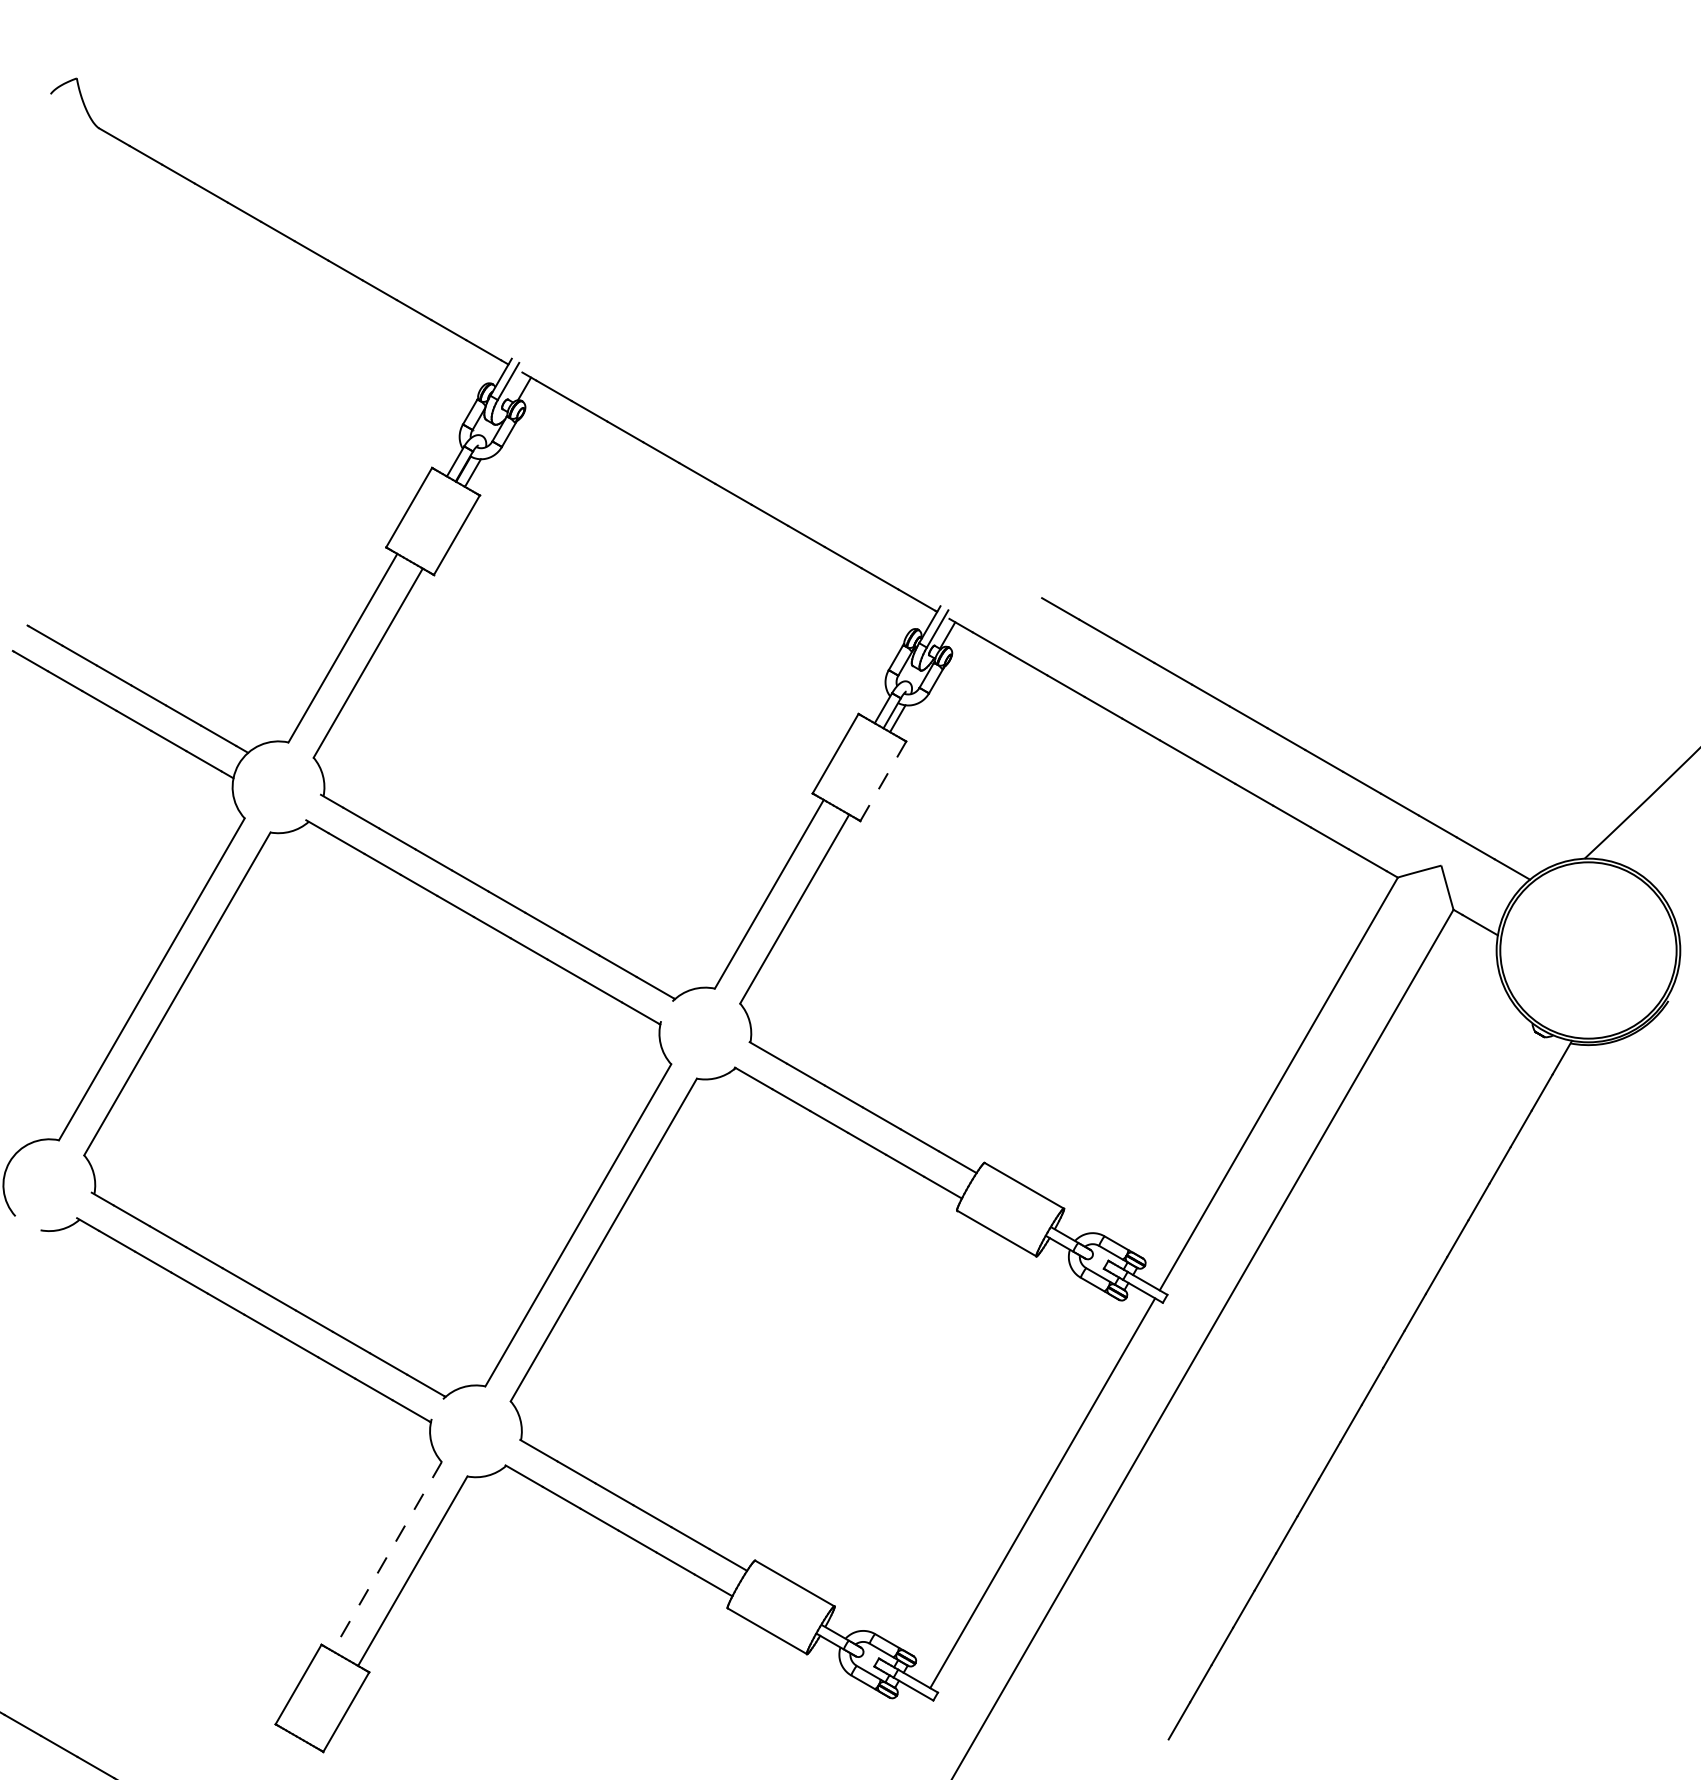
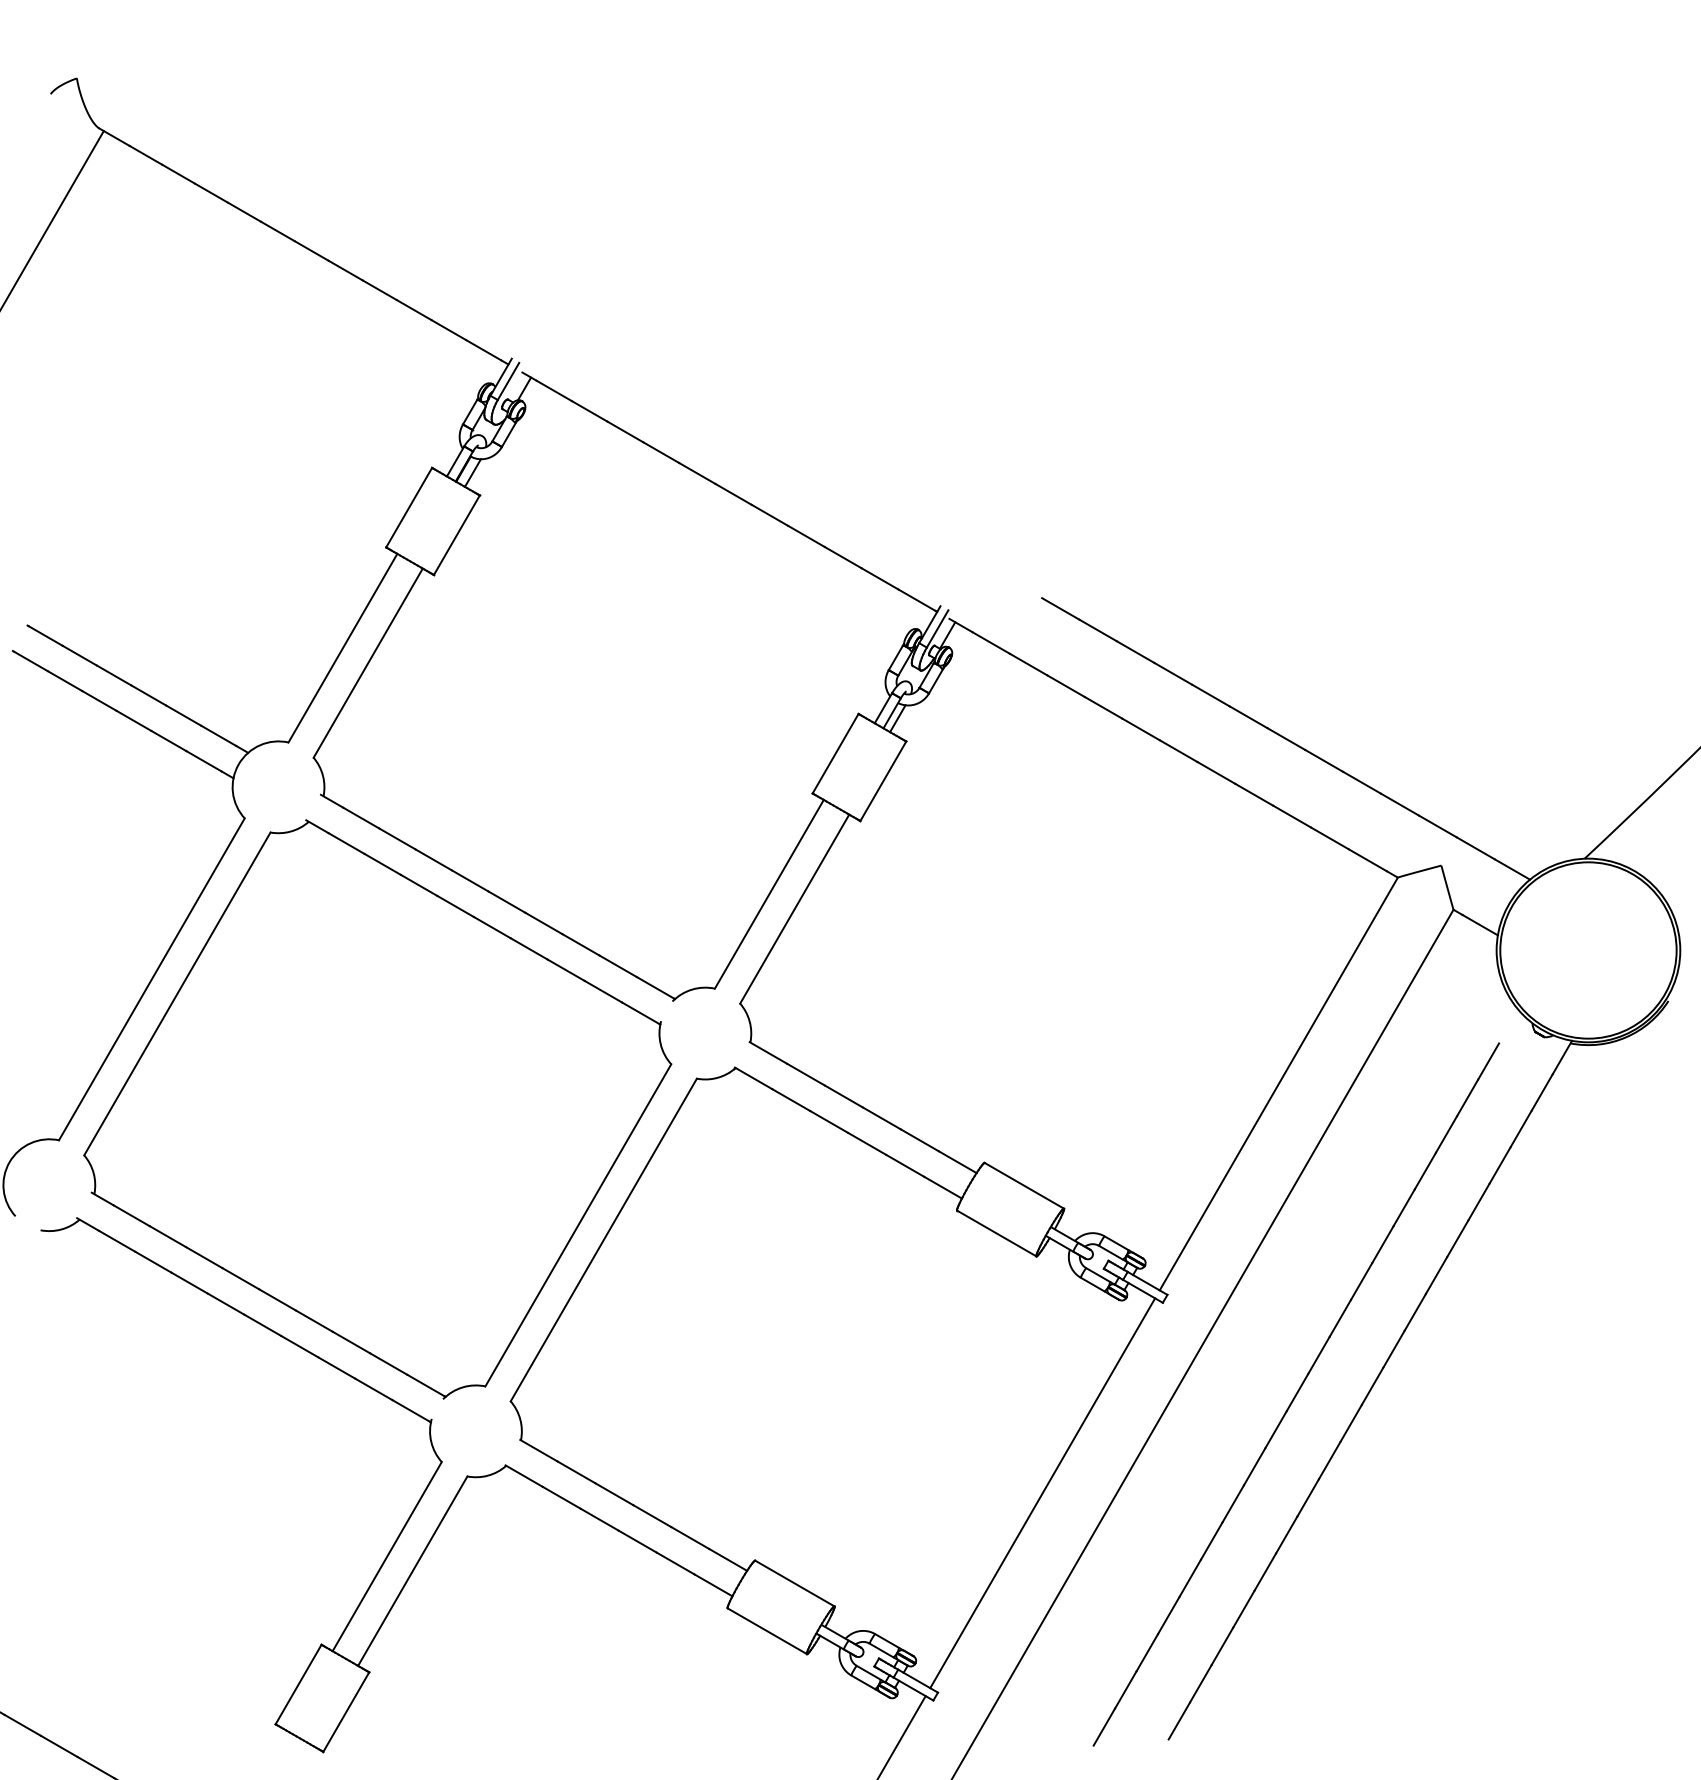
line: none -> present (52, 219)
line: dashed -> solid (883, 781)
line: none -> present (1296, 1394)
line: dashed -> solid (386, 1557)
line: none -> present (902, 1736)
